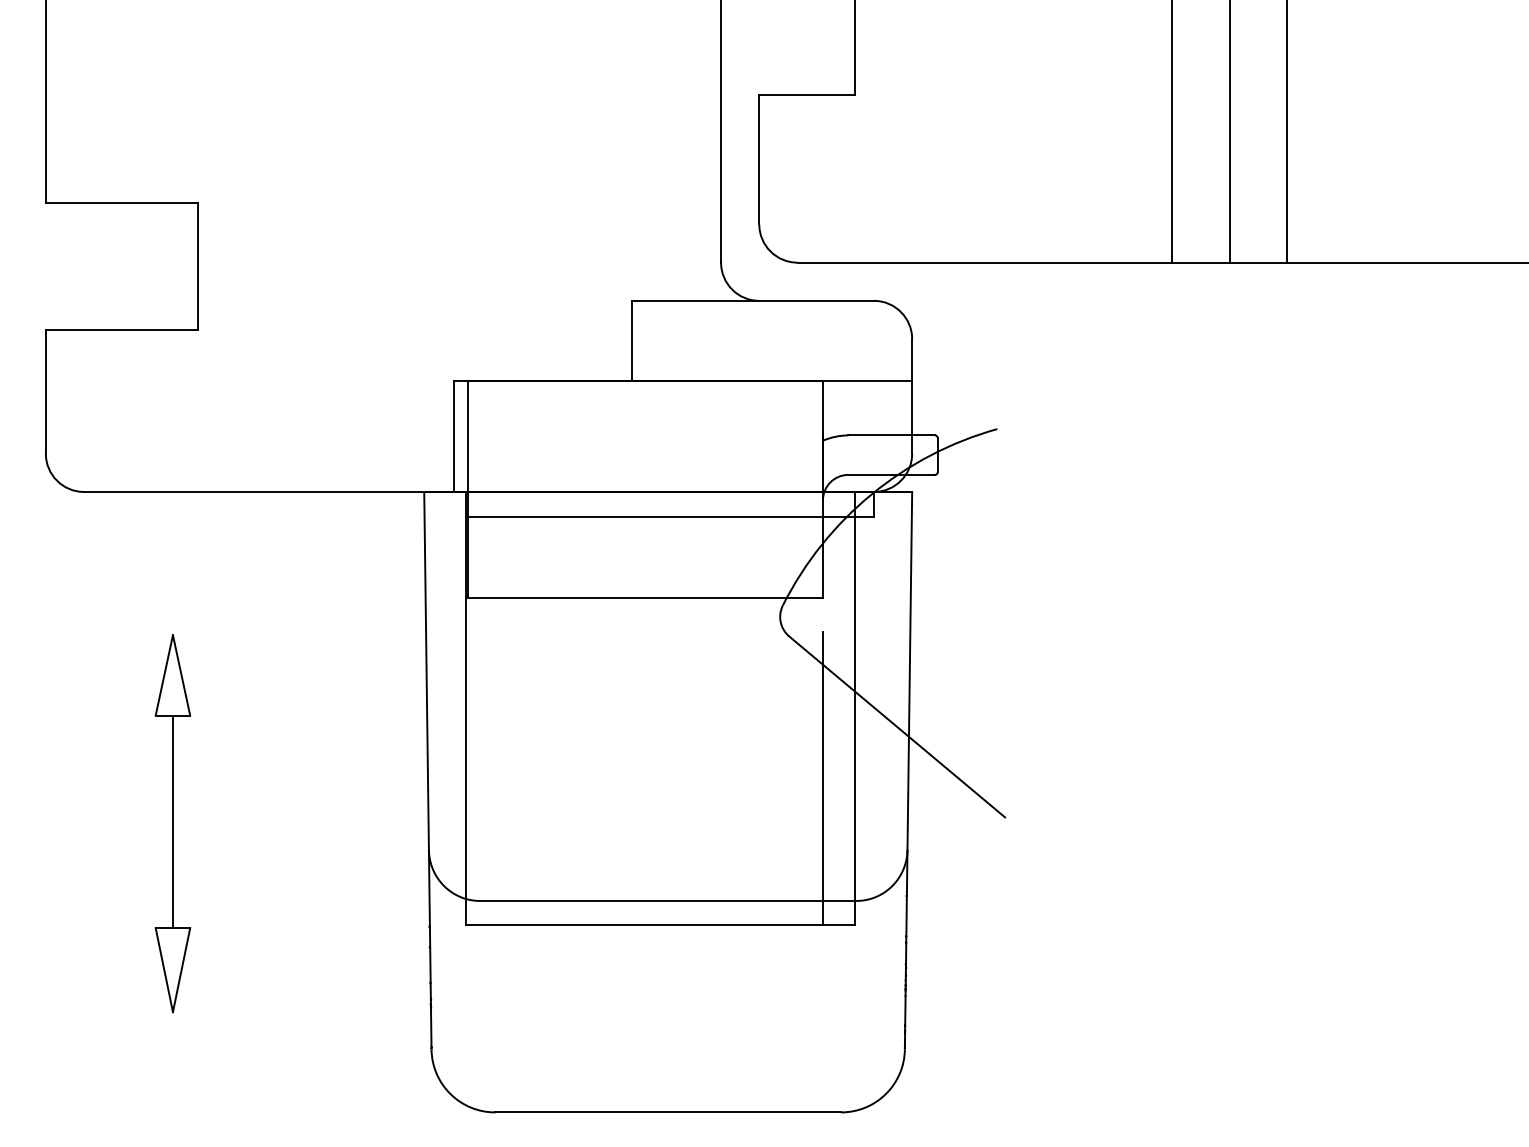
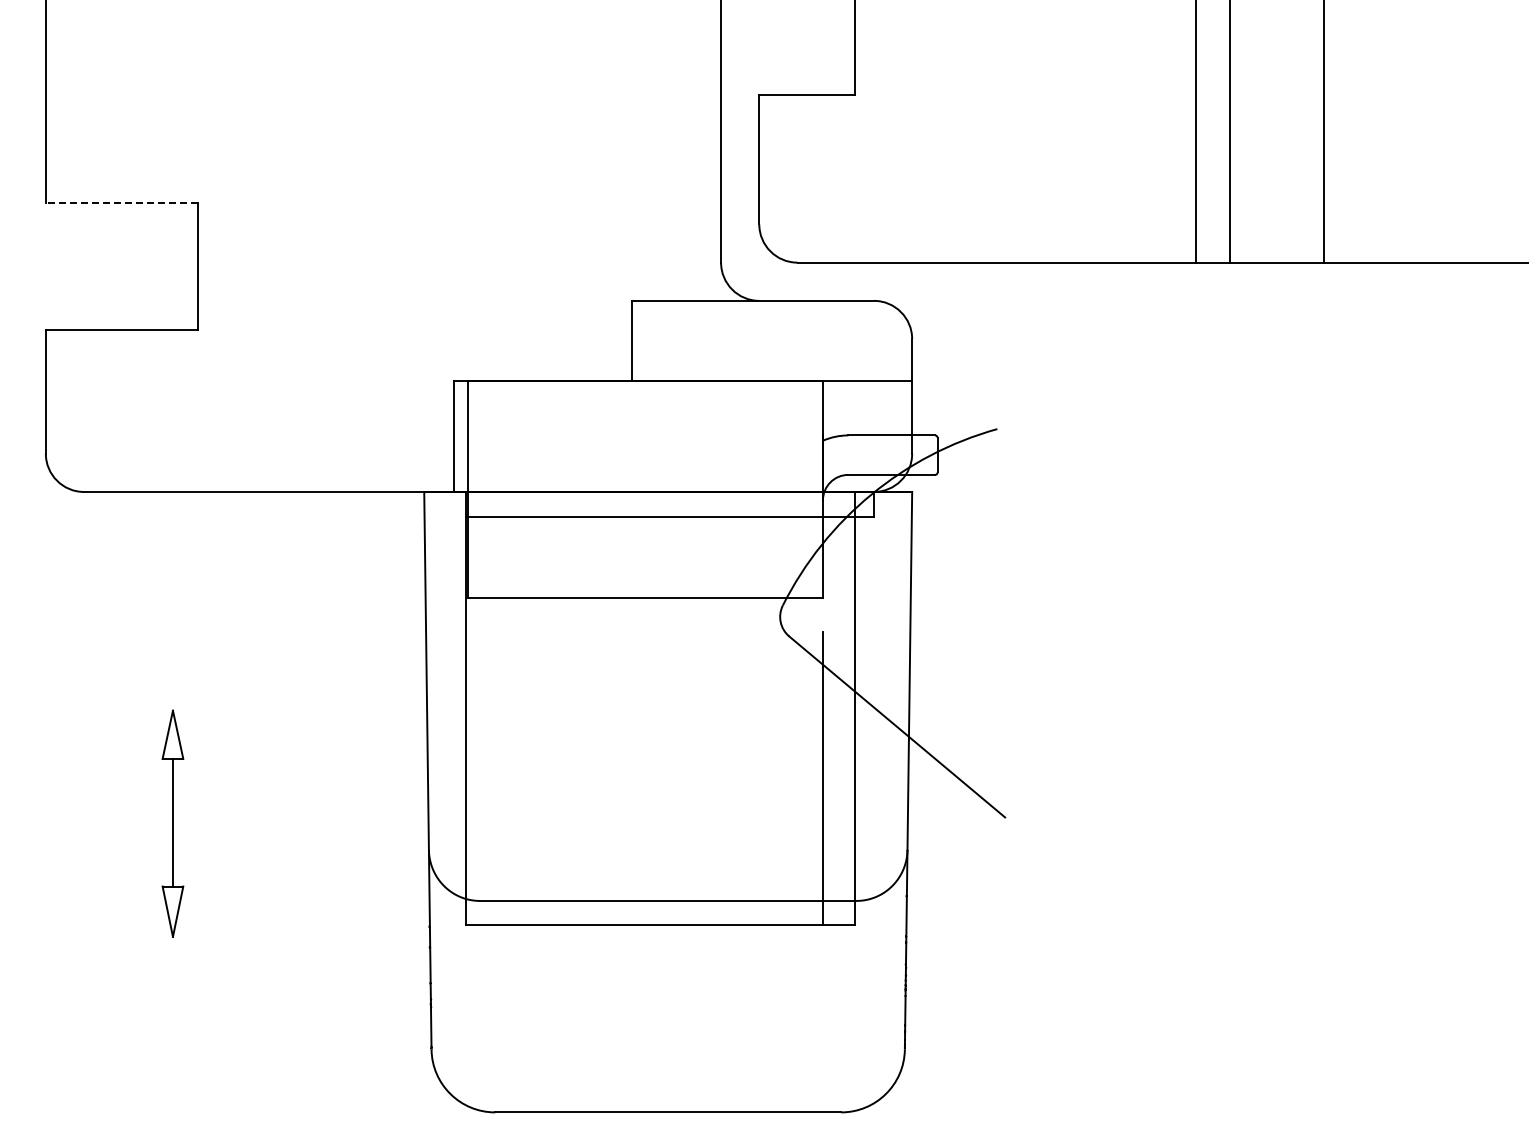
line position: (1172, 132) -> (1196, 132) (1196, 132)
line position: (1287, 132) -> (1324, 132) (1324, 132)
line: solid -> dashed (121, 203)
part size: 38x380 px -> 24x229 px (172, 823)
